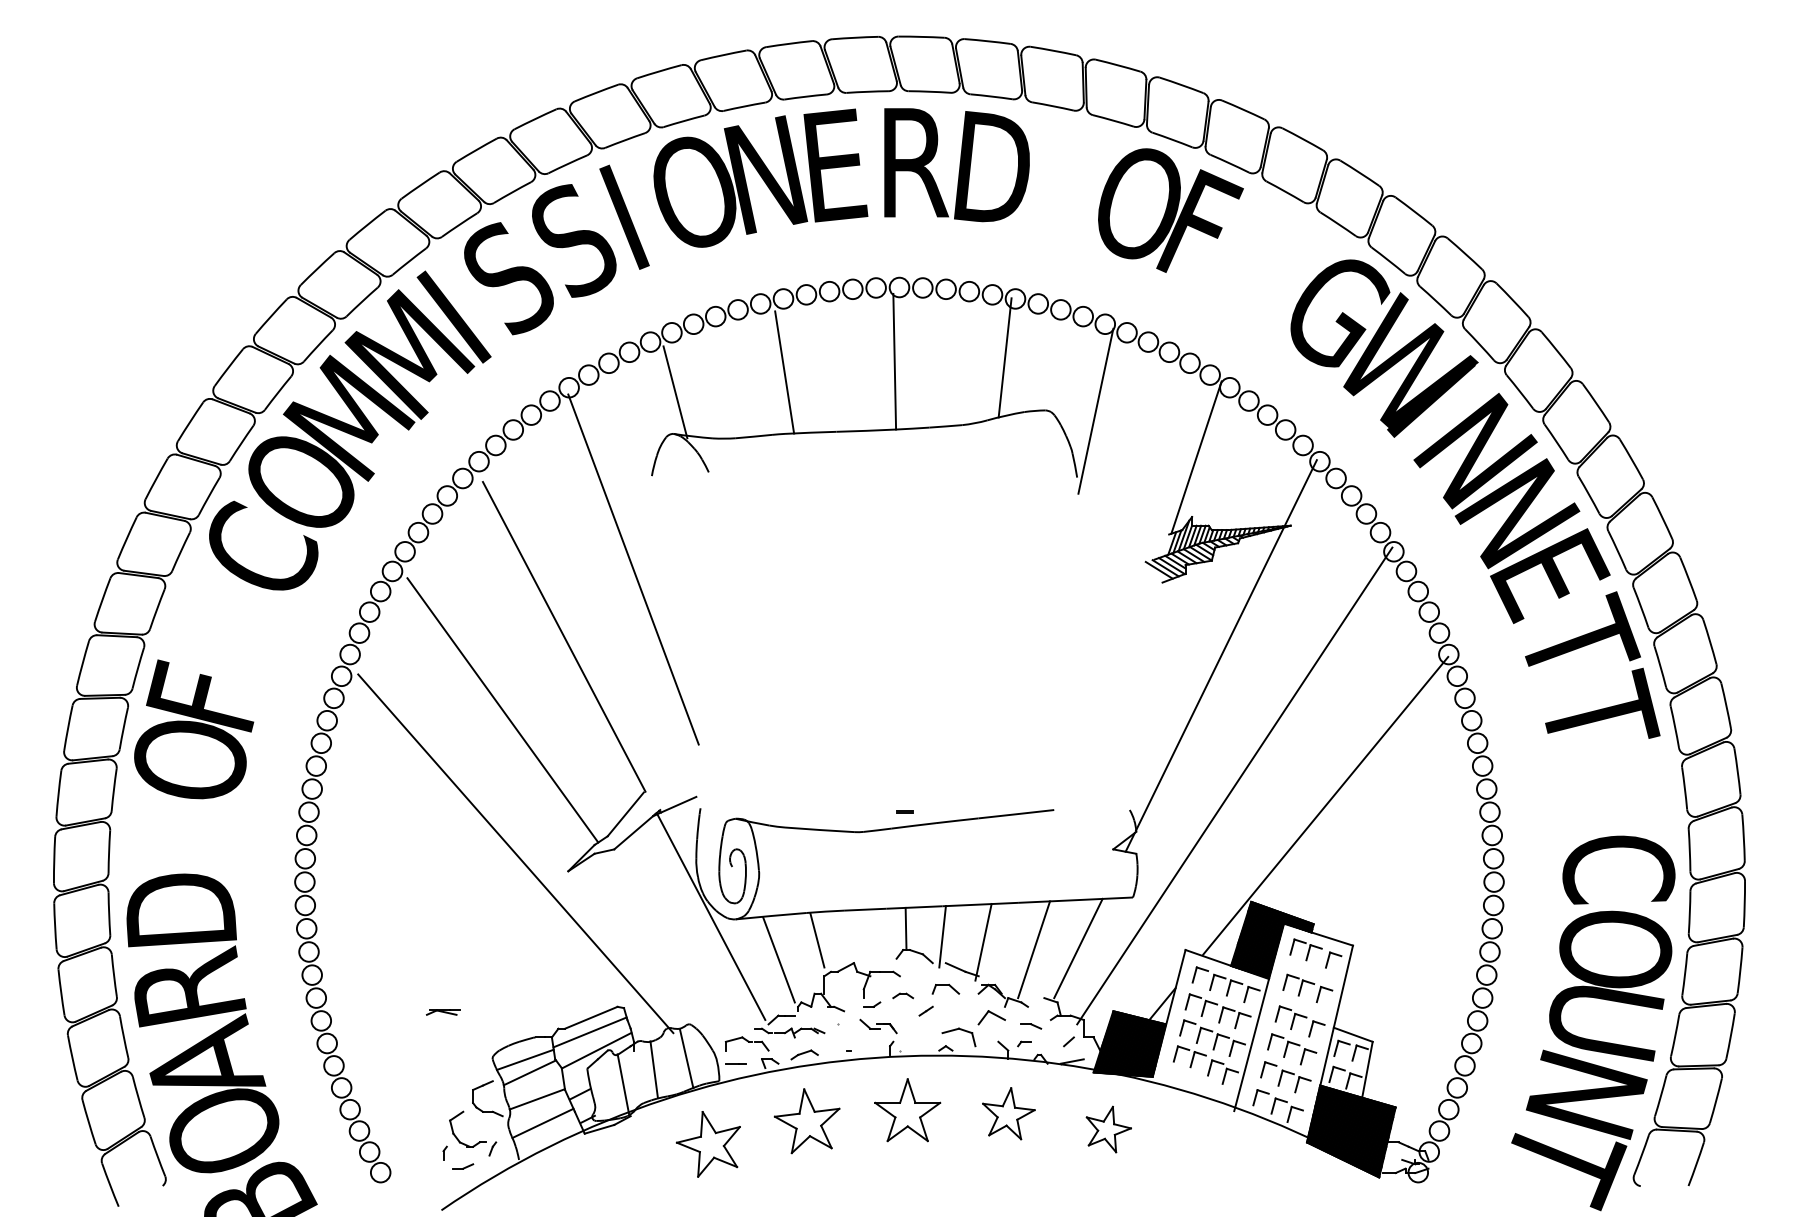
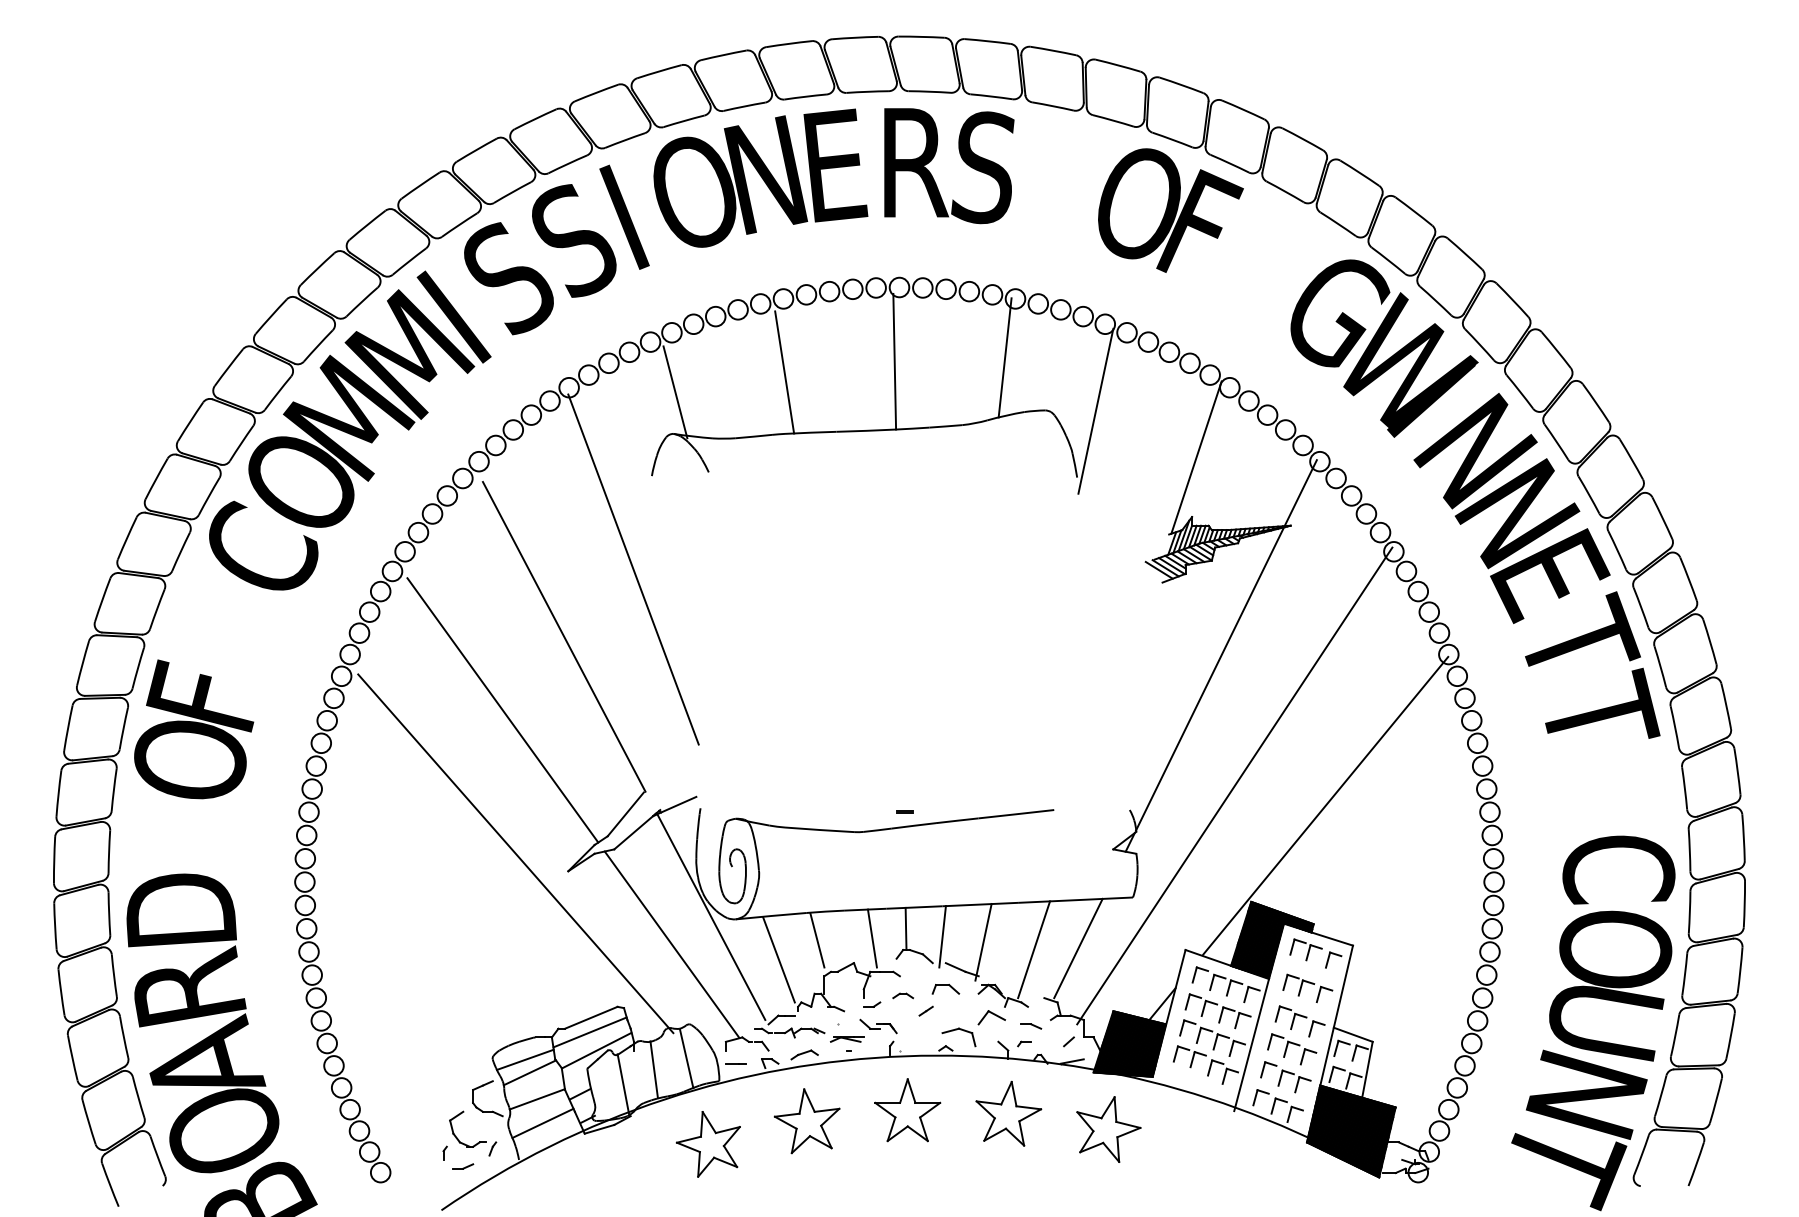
text: D -> S (990, 167)
line: none -> present (871, 938)
line: none -> present (671, 944)
part position: (443, 1012) -> (847, 1039) (847, 1039)
part size: 54x54 px -> 68x67 px (1008, 1113)
part size: 47x49 px -> 66x67 px (1108, 1129)
